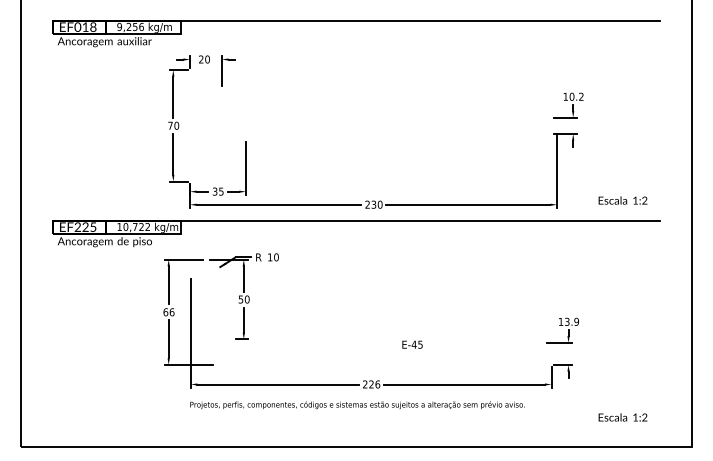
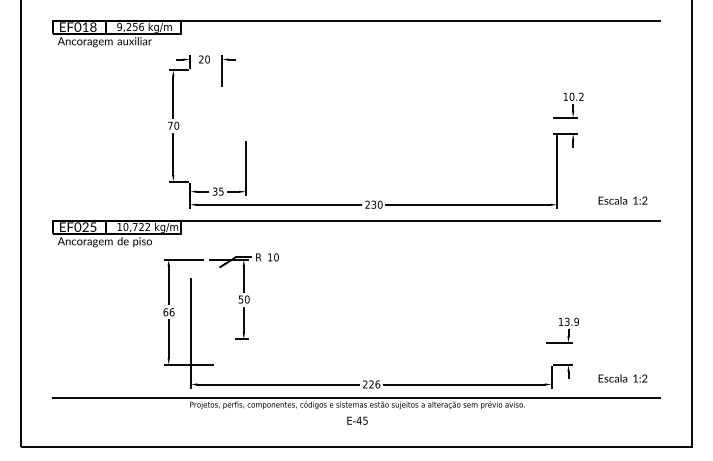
text: EF225 -> EF025 (77, 227)
text position: (412, 344) -> (357, 420) (357, 420)
line: none -> present (356, 398)
text position: (622, 417) -> (622, 378) (622, 378)
